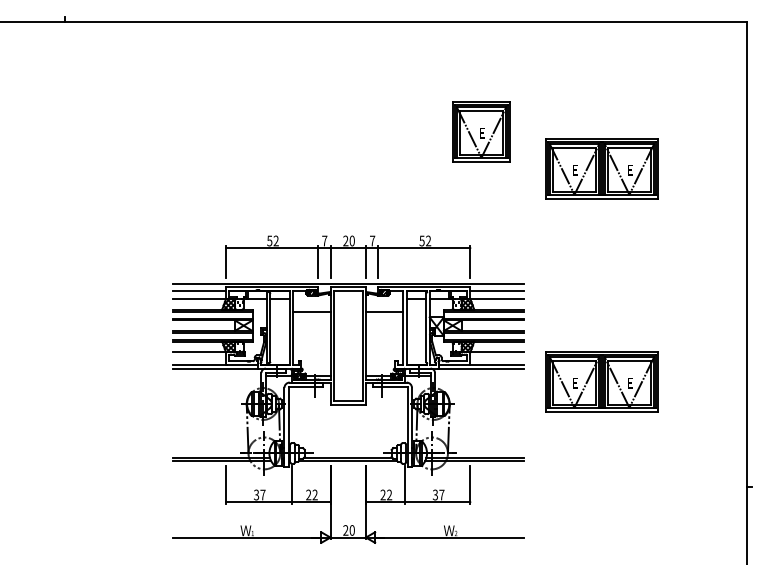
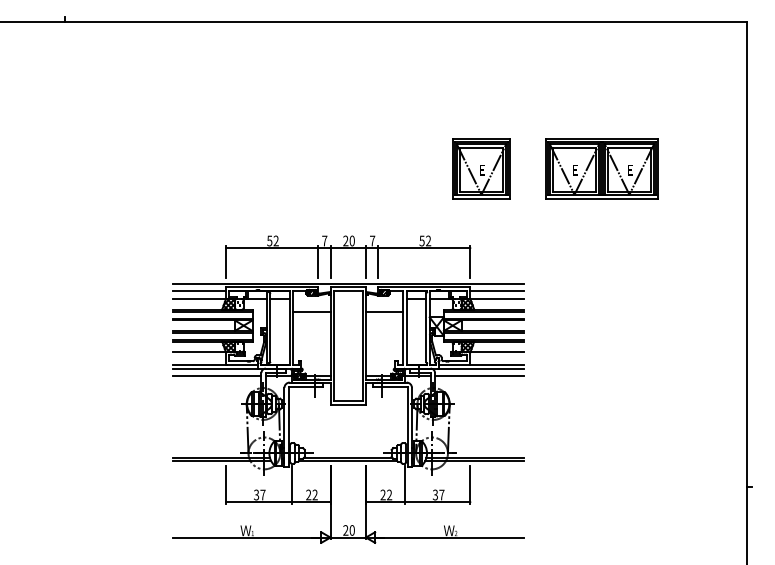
part position: (481, 131) -> (481, 168) (481, 168)
line: none -> present (216, 375)
line: none -> present (479, 375)
part: present -> none (601, 381)
